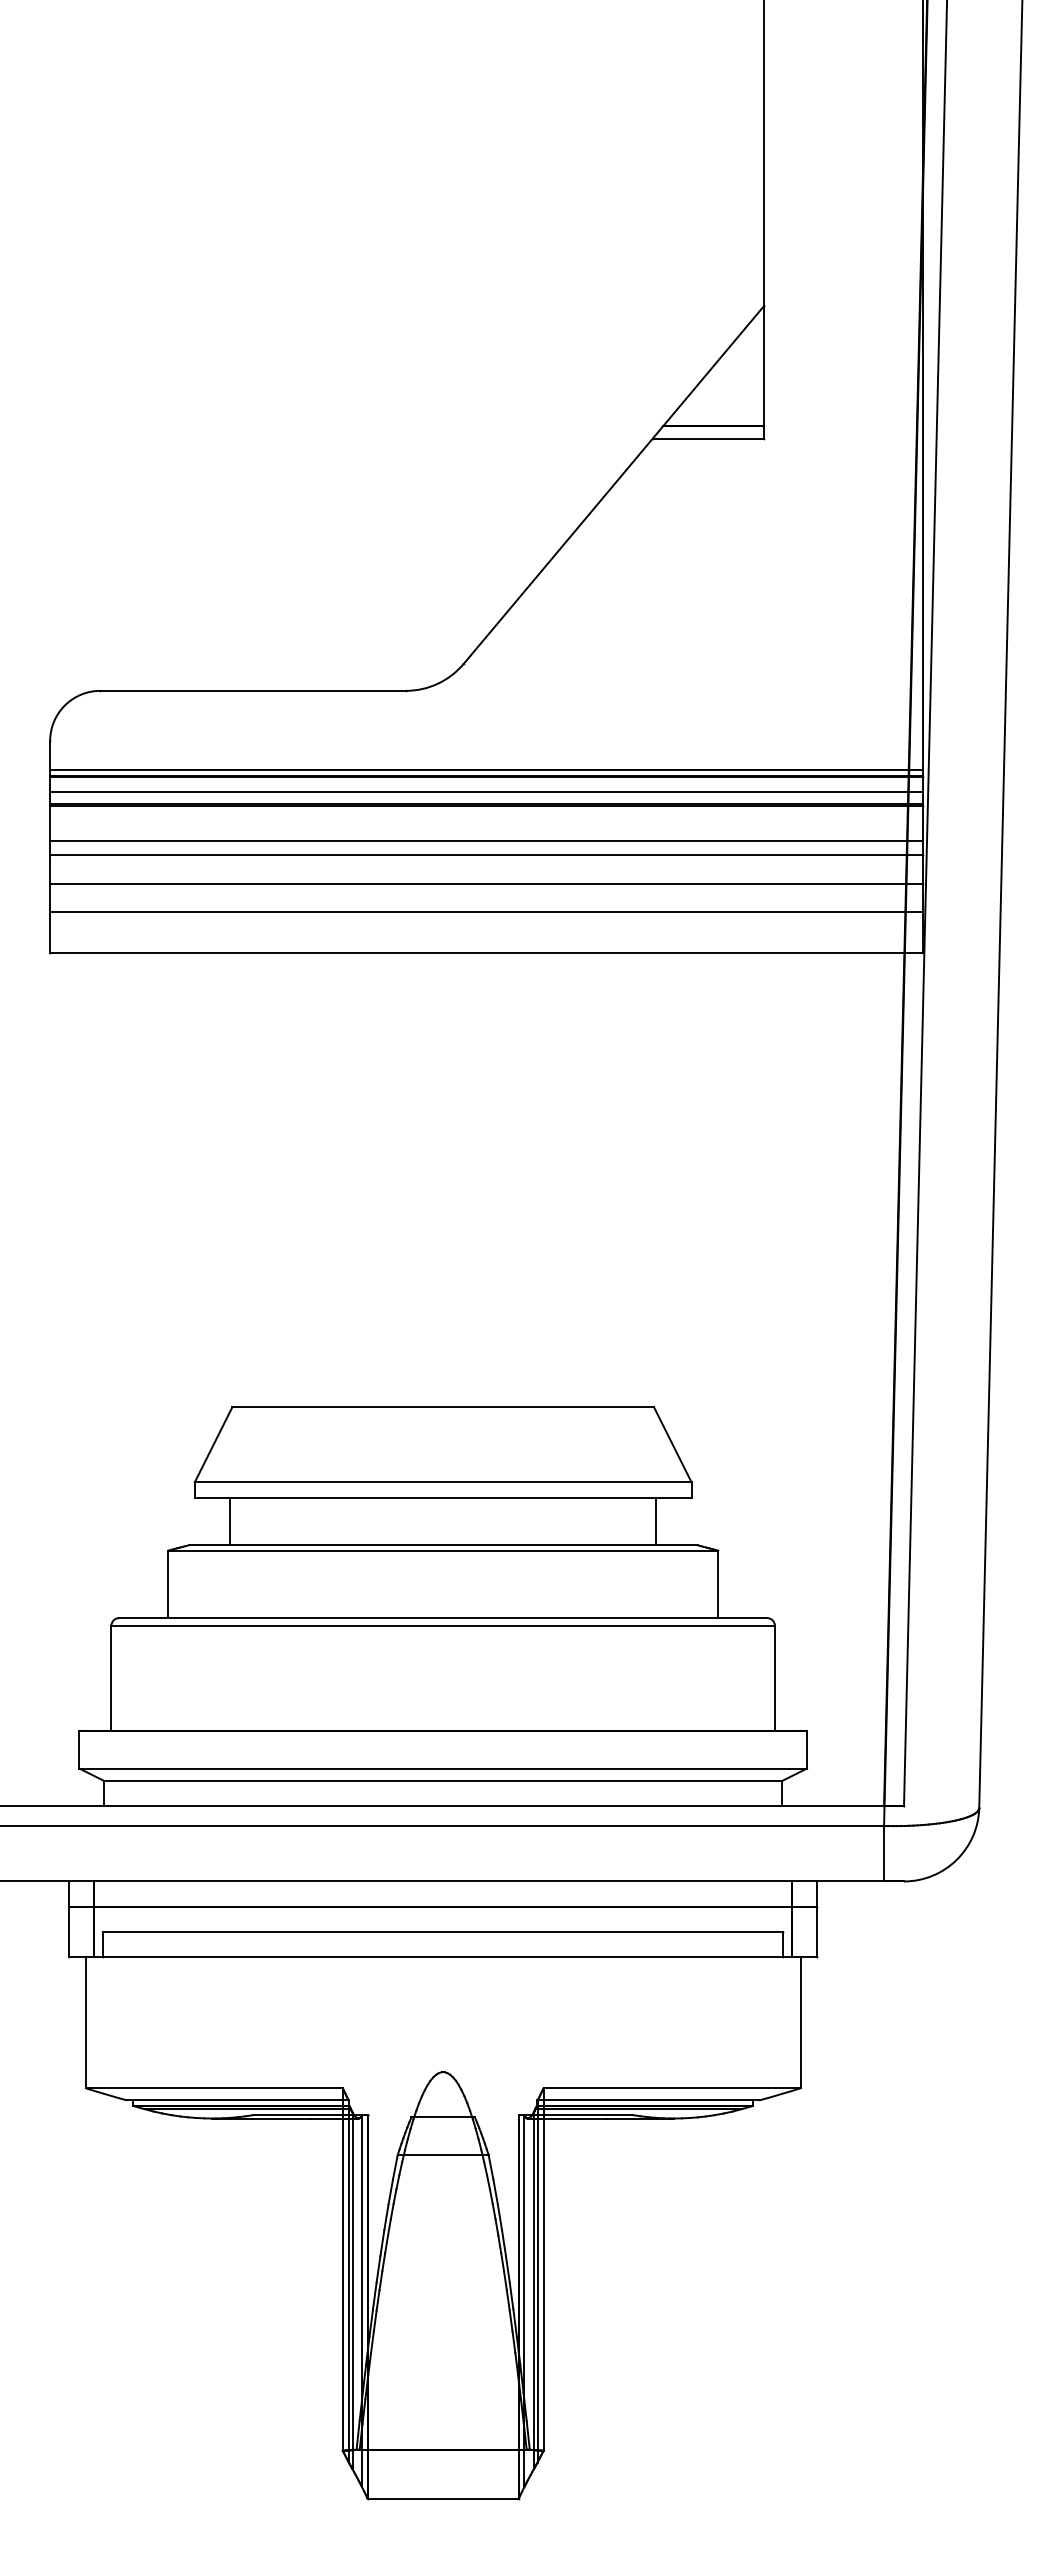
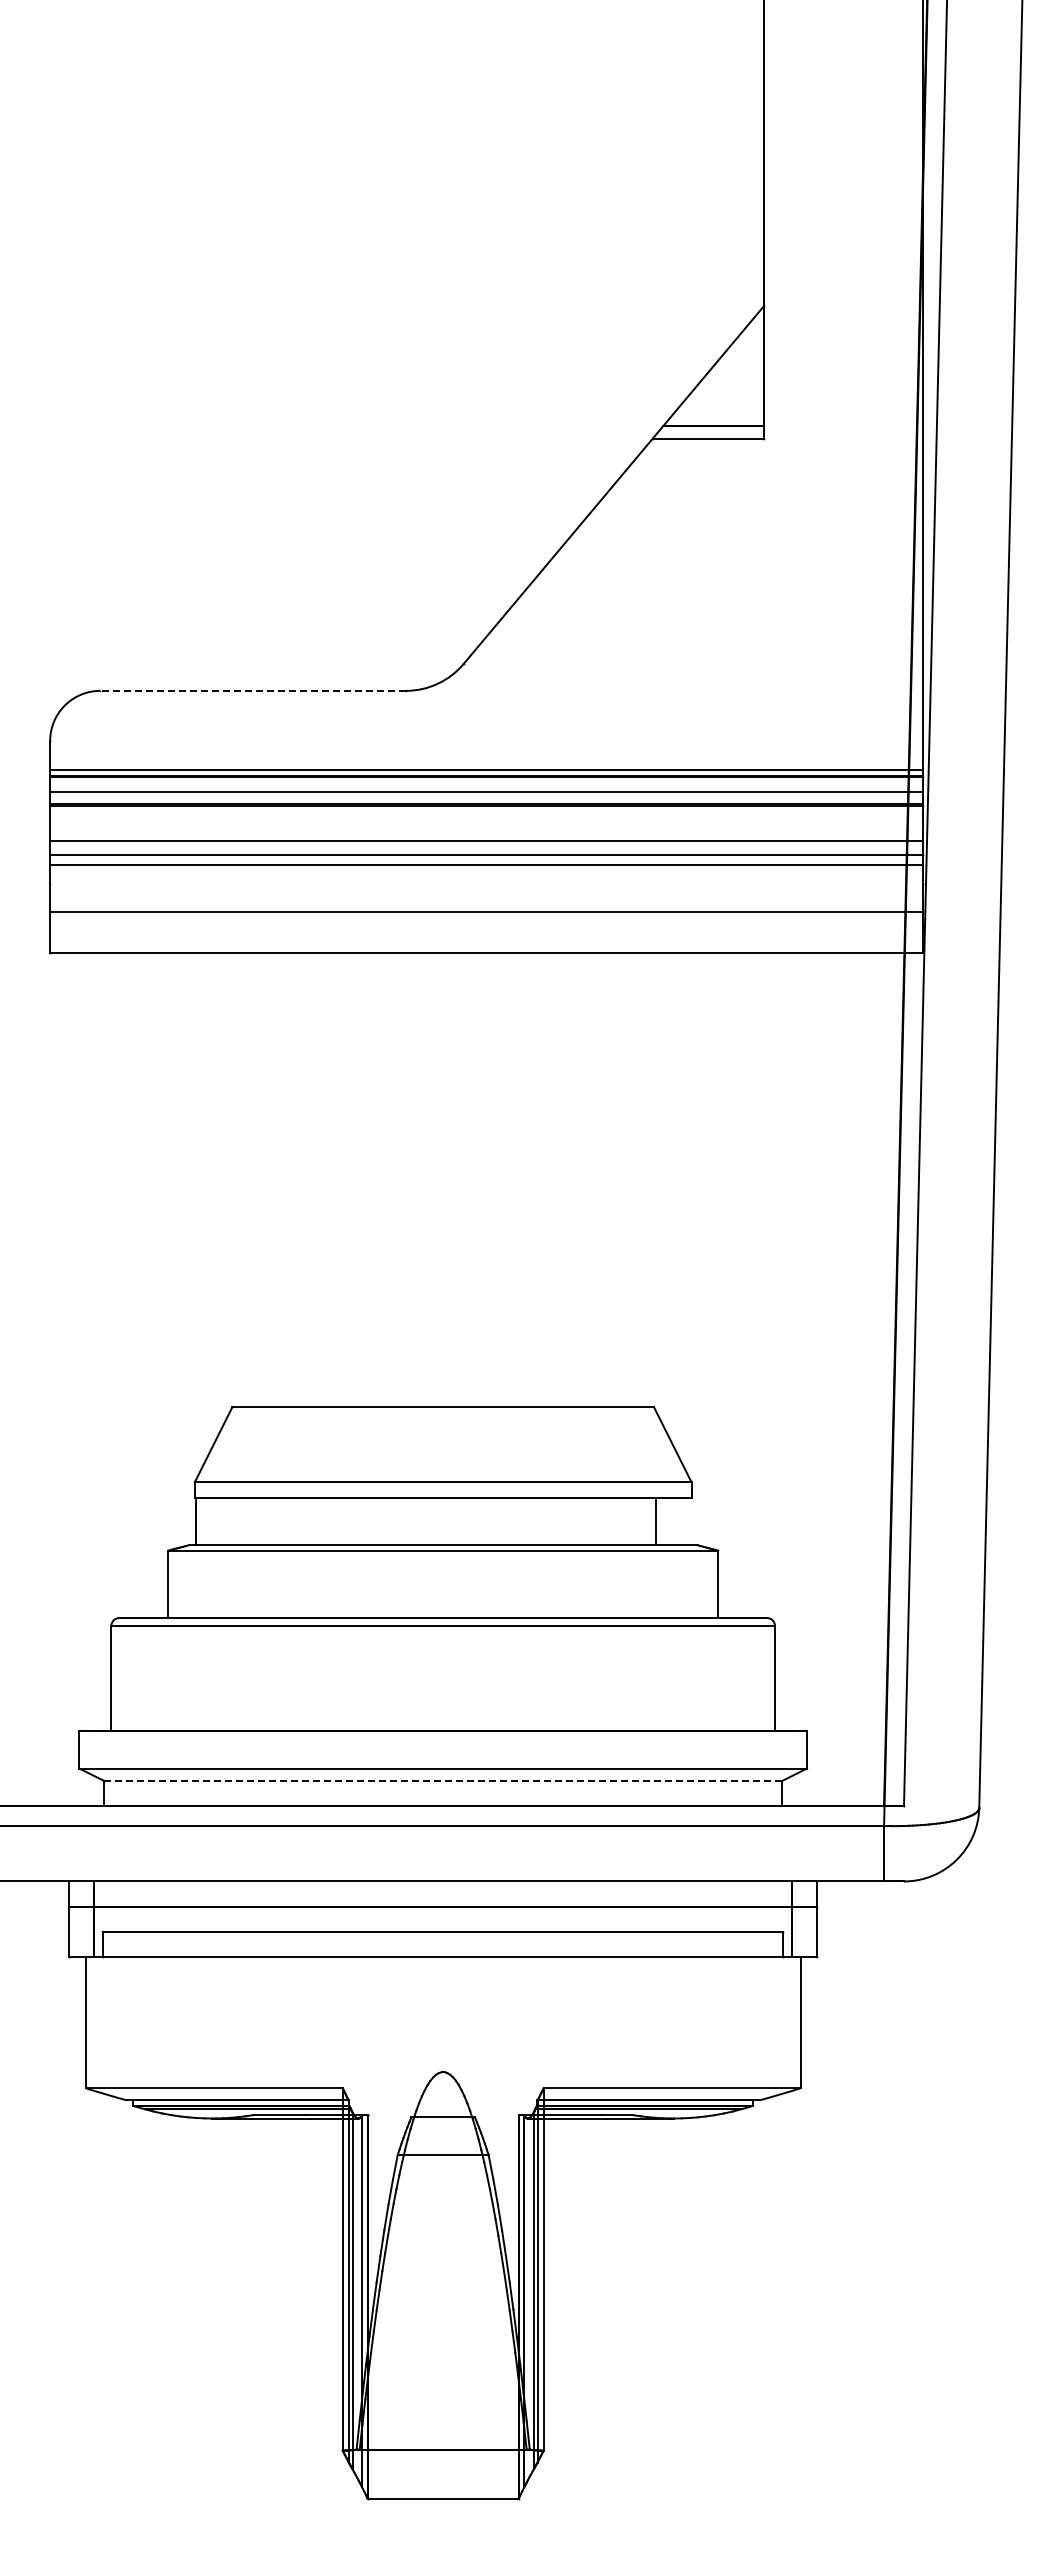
line: solid -> dashed (253, 690)
line position: (486, 883) -> (486, 864) (486, 864)
line position: (229, 1521) -> (195, 1521) (195, 1521)
line: solid -> dashed (443, 1781)
